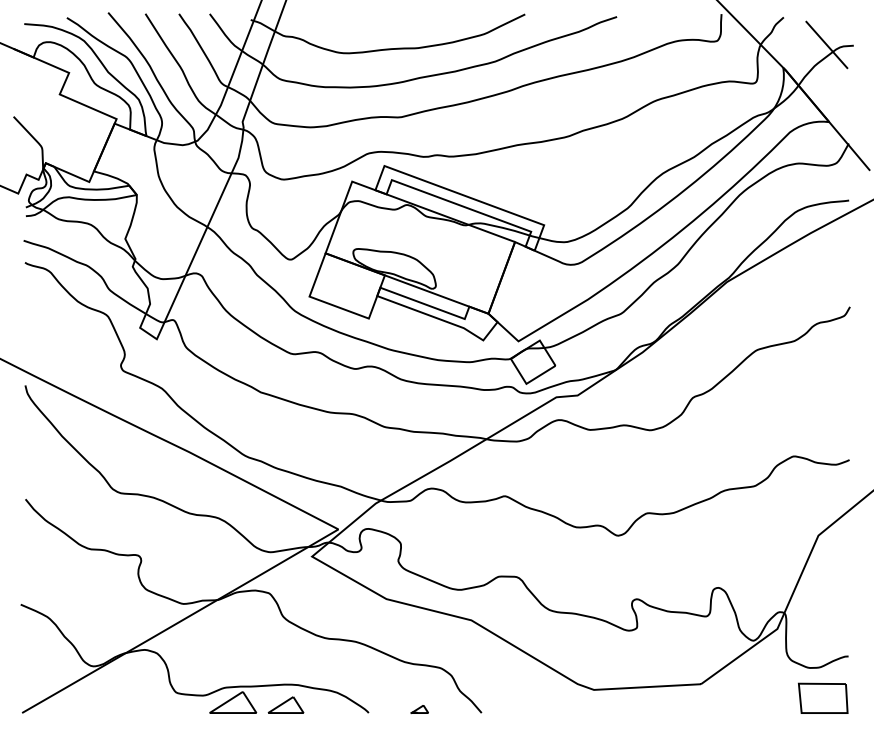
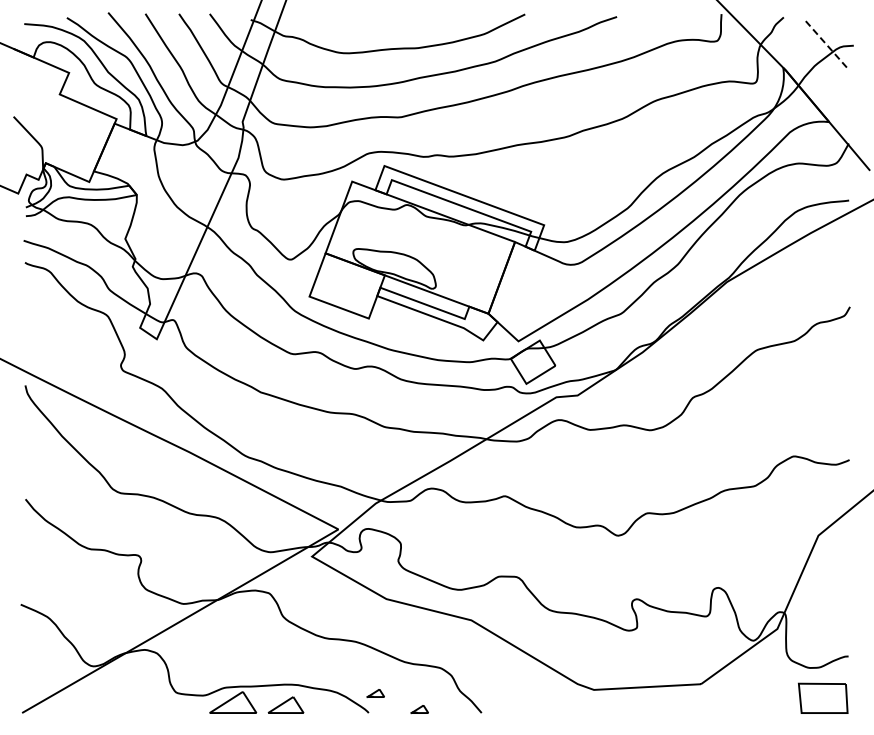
line: solid -> dashed (826, 44)
part: none -> present (375, 693)
